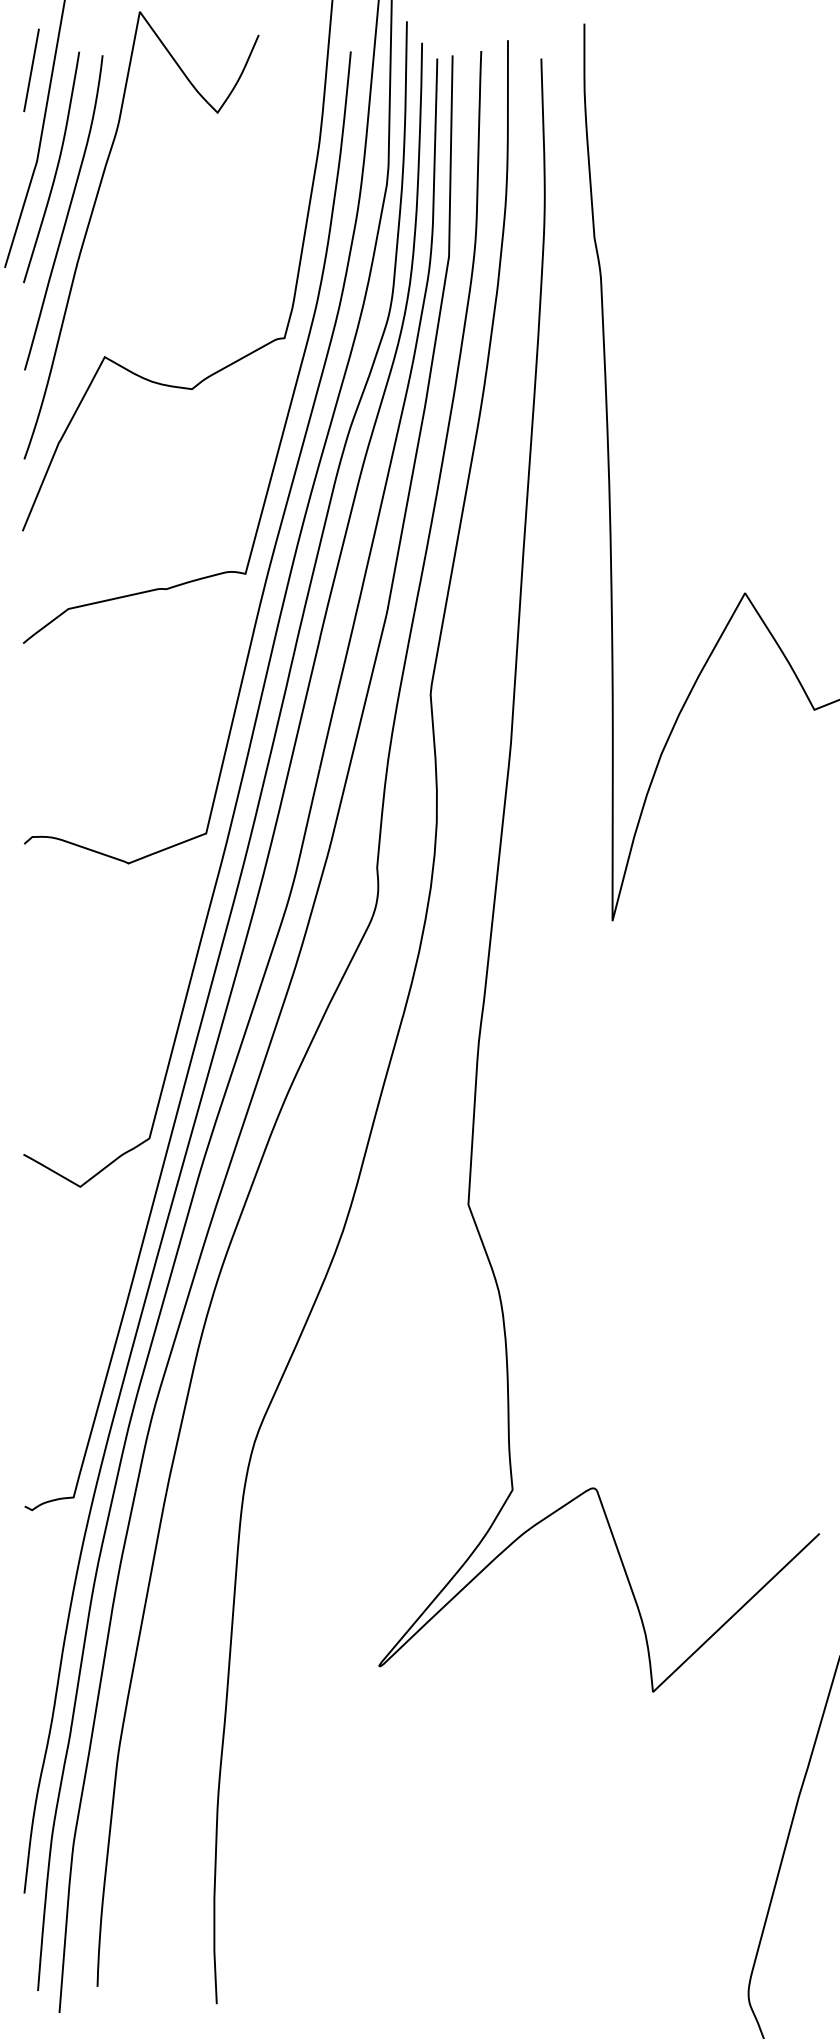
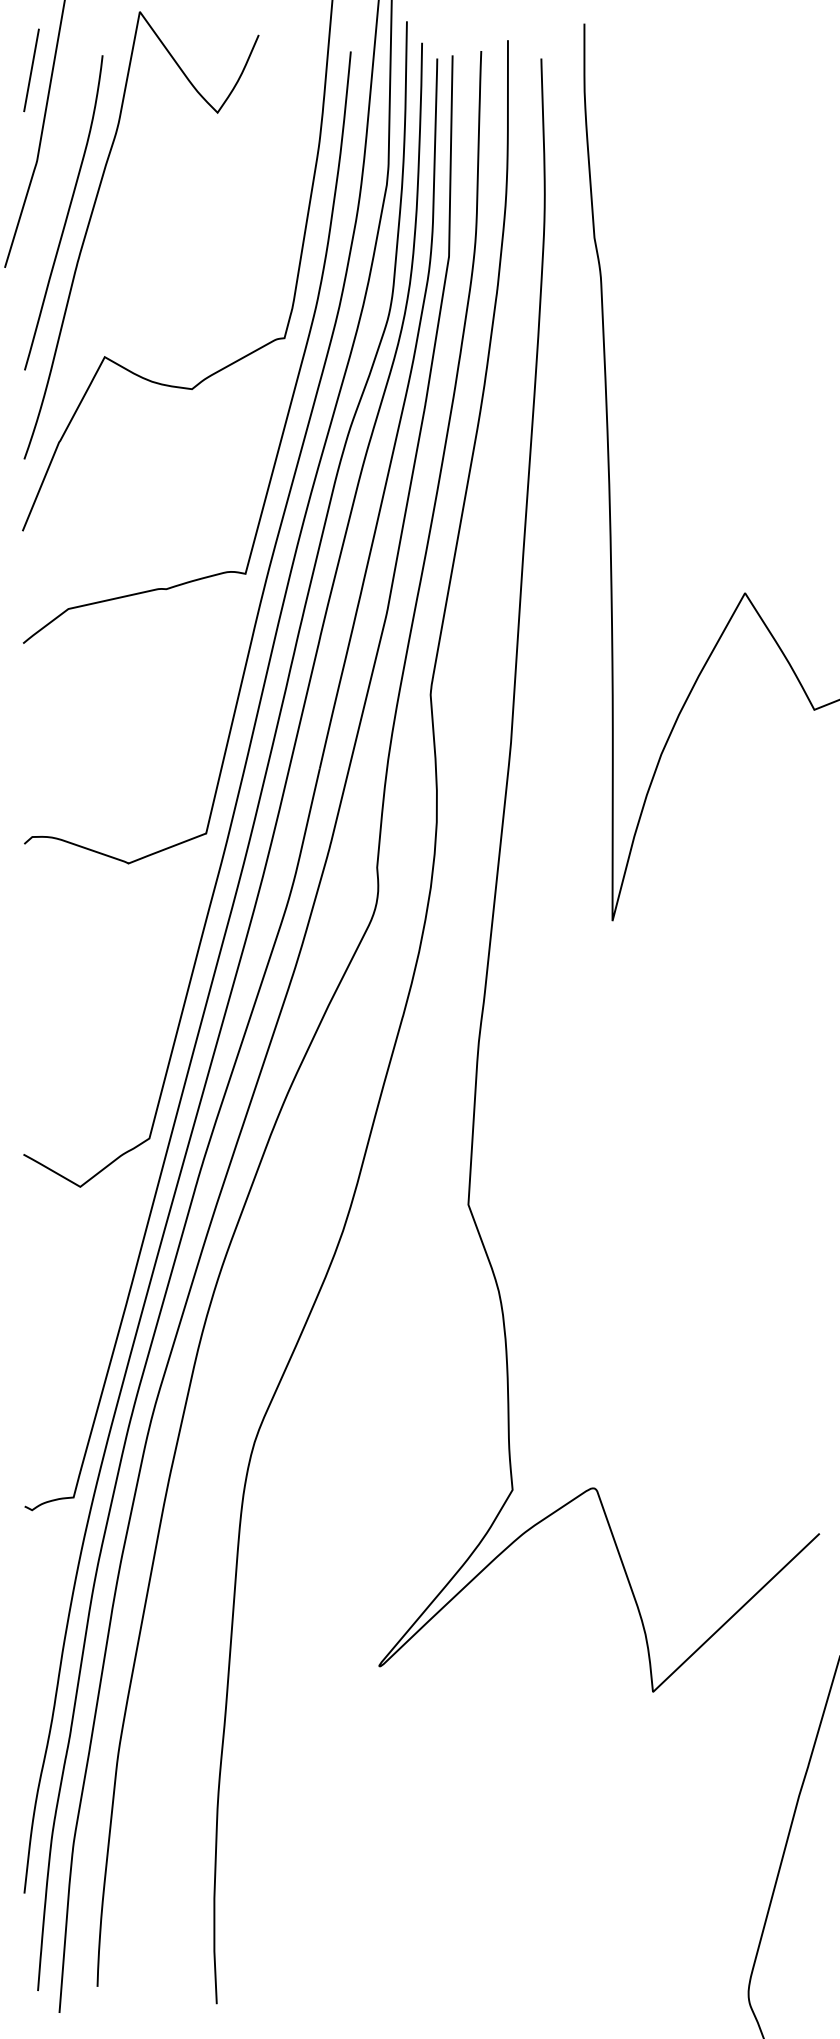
curve: present -> none (56, 167)
